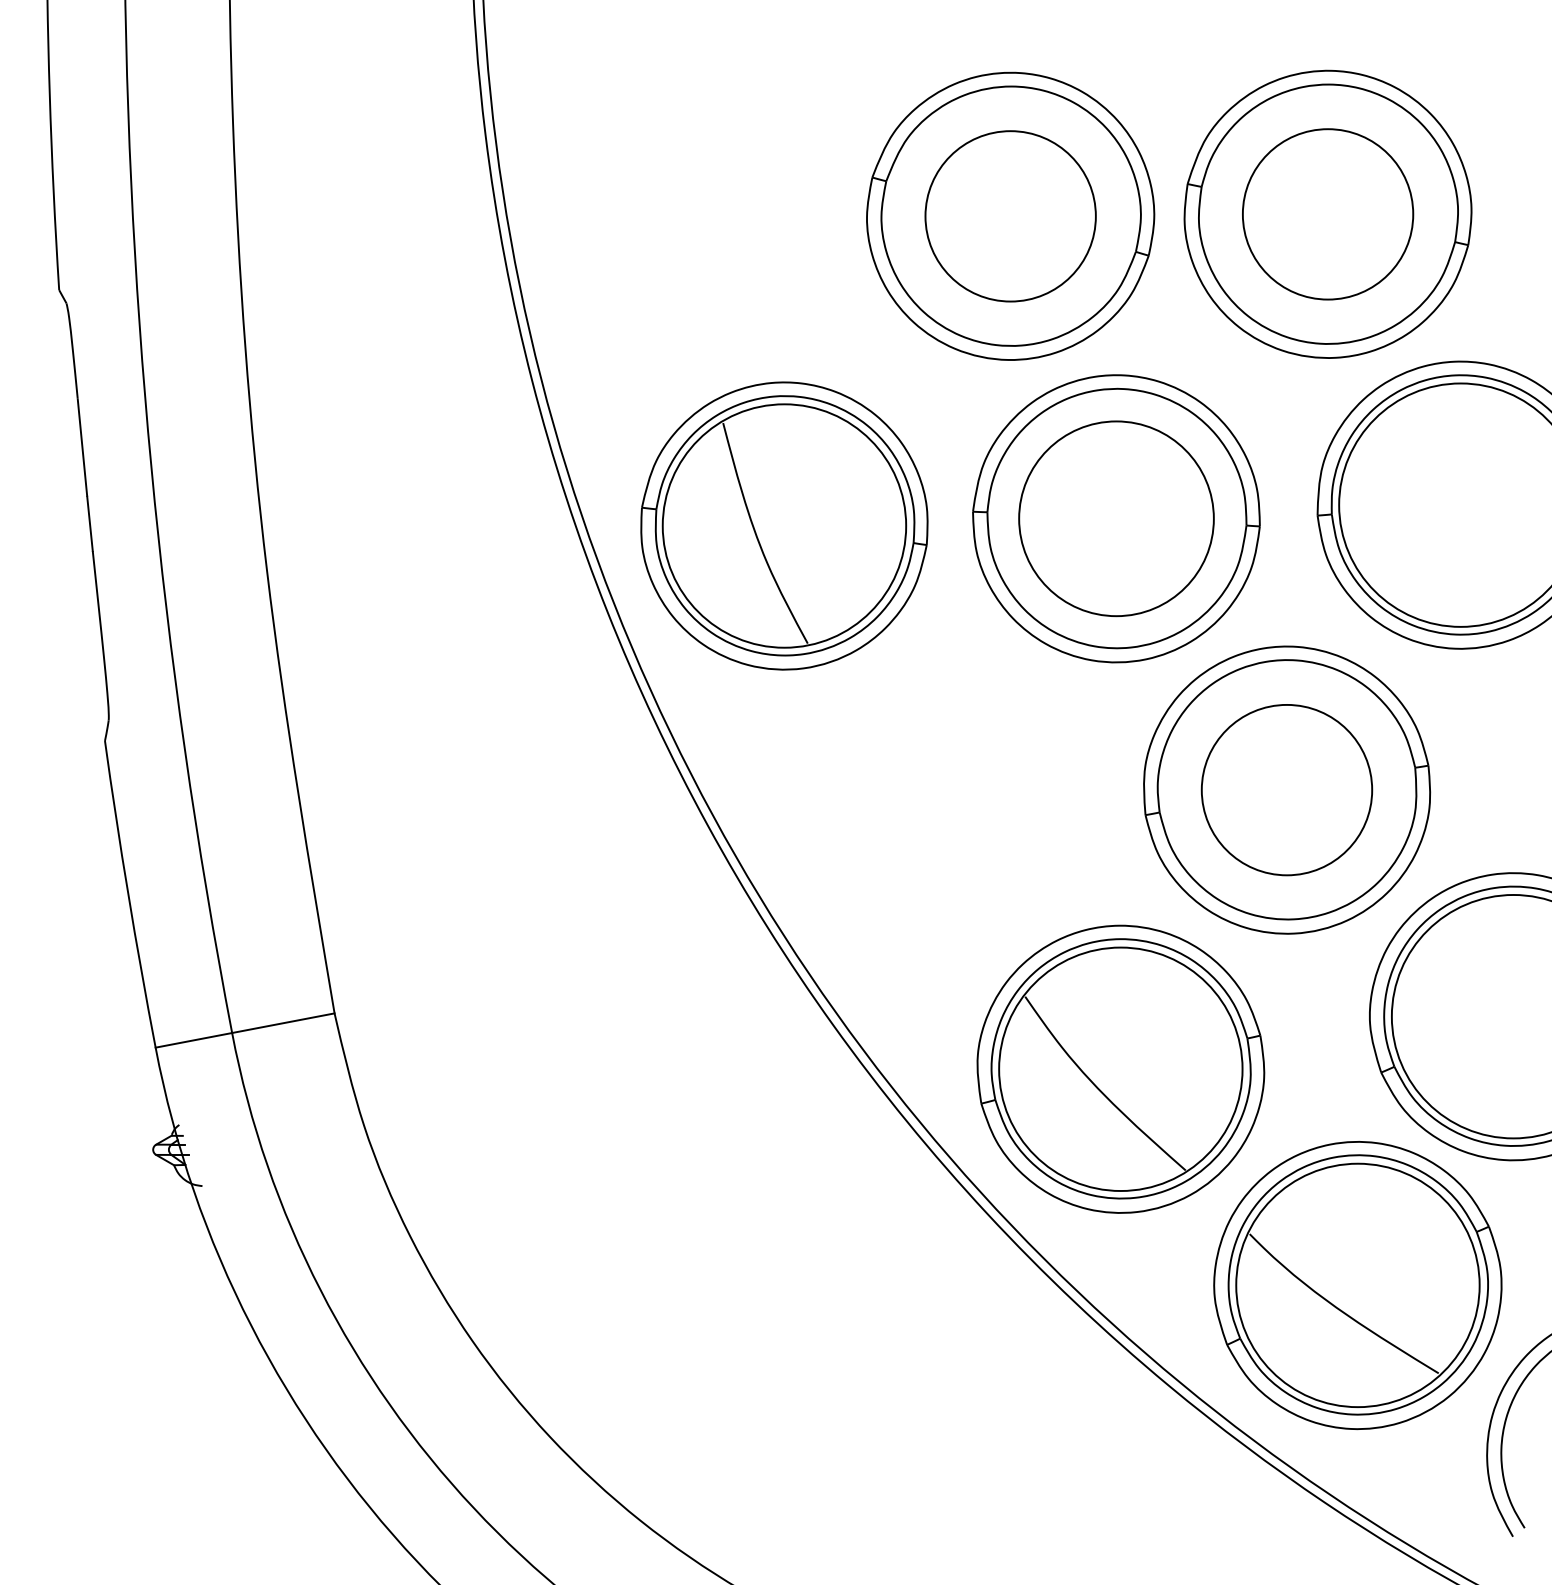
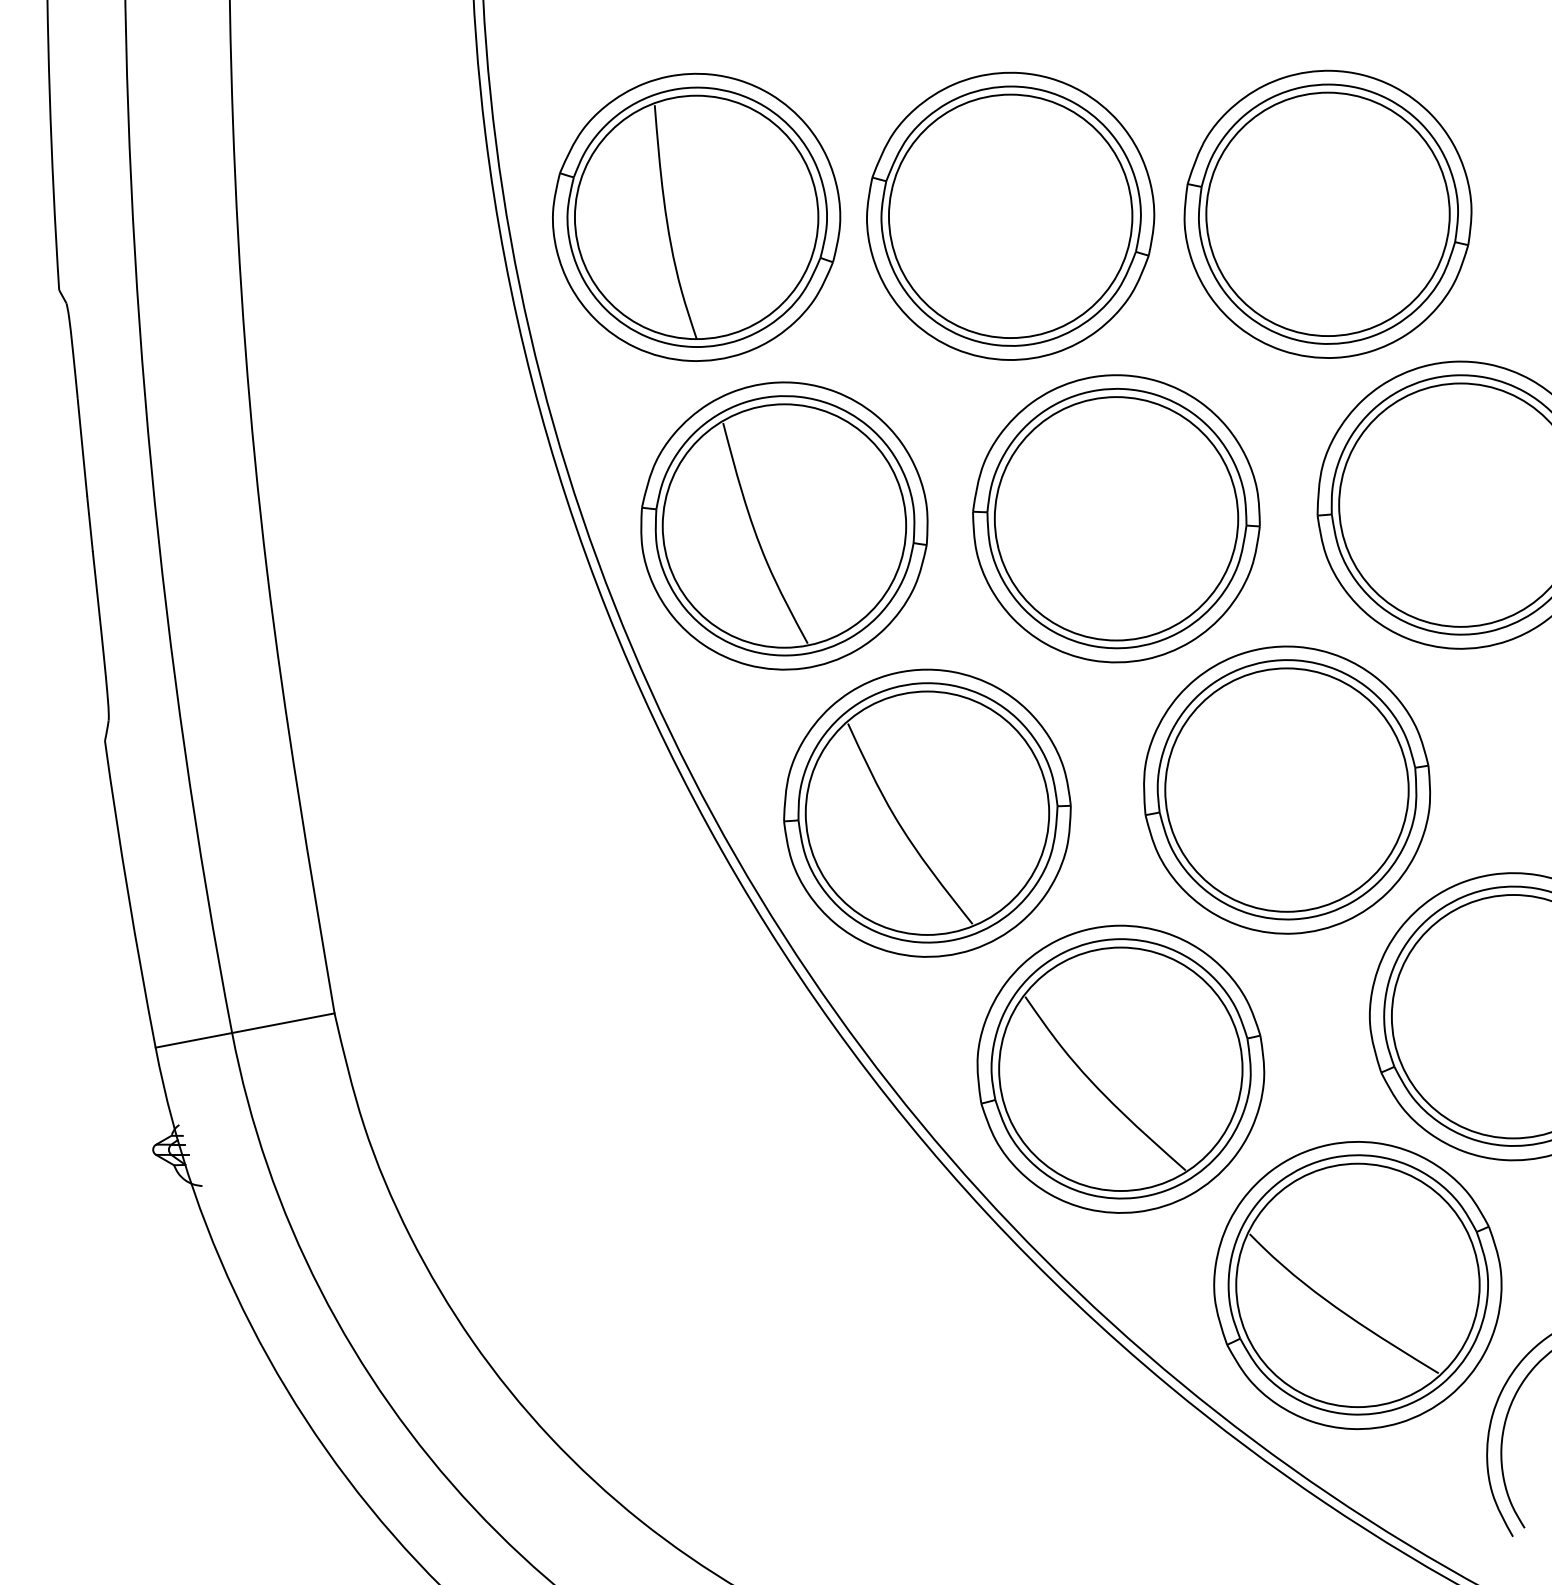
circle diameter: 170 px -> 243 px (1327, 214)
part: none -> present (696, 216)
circle diameter: 170 px -> 243 px (1010, 216)
circle diameter: 195 px -> 243 px (1116, 518)
circle diameter: 170 px -> 243 px (1286, 789)
part: none -> present (927, 812)
